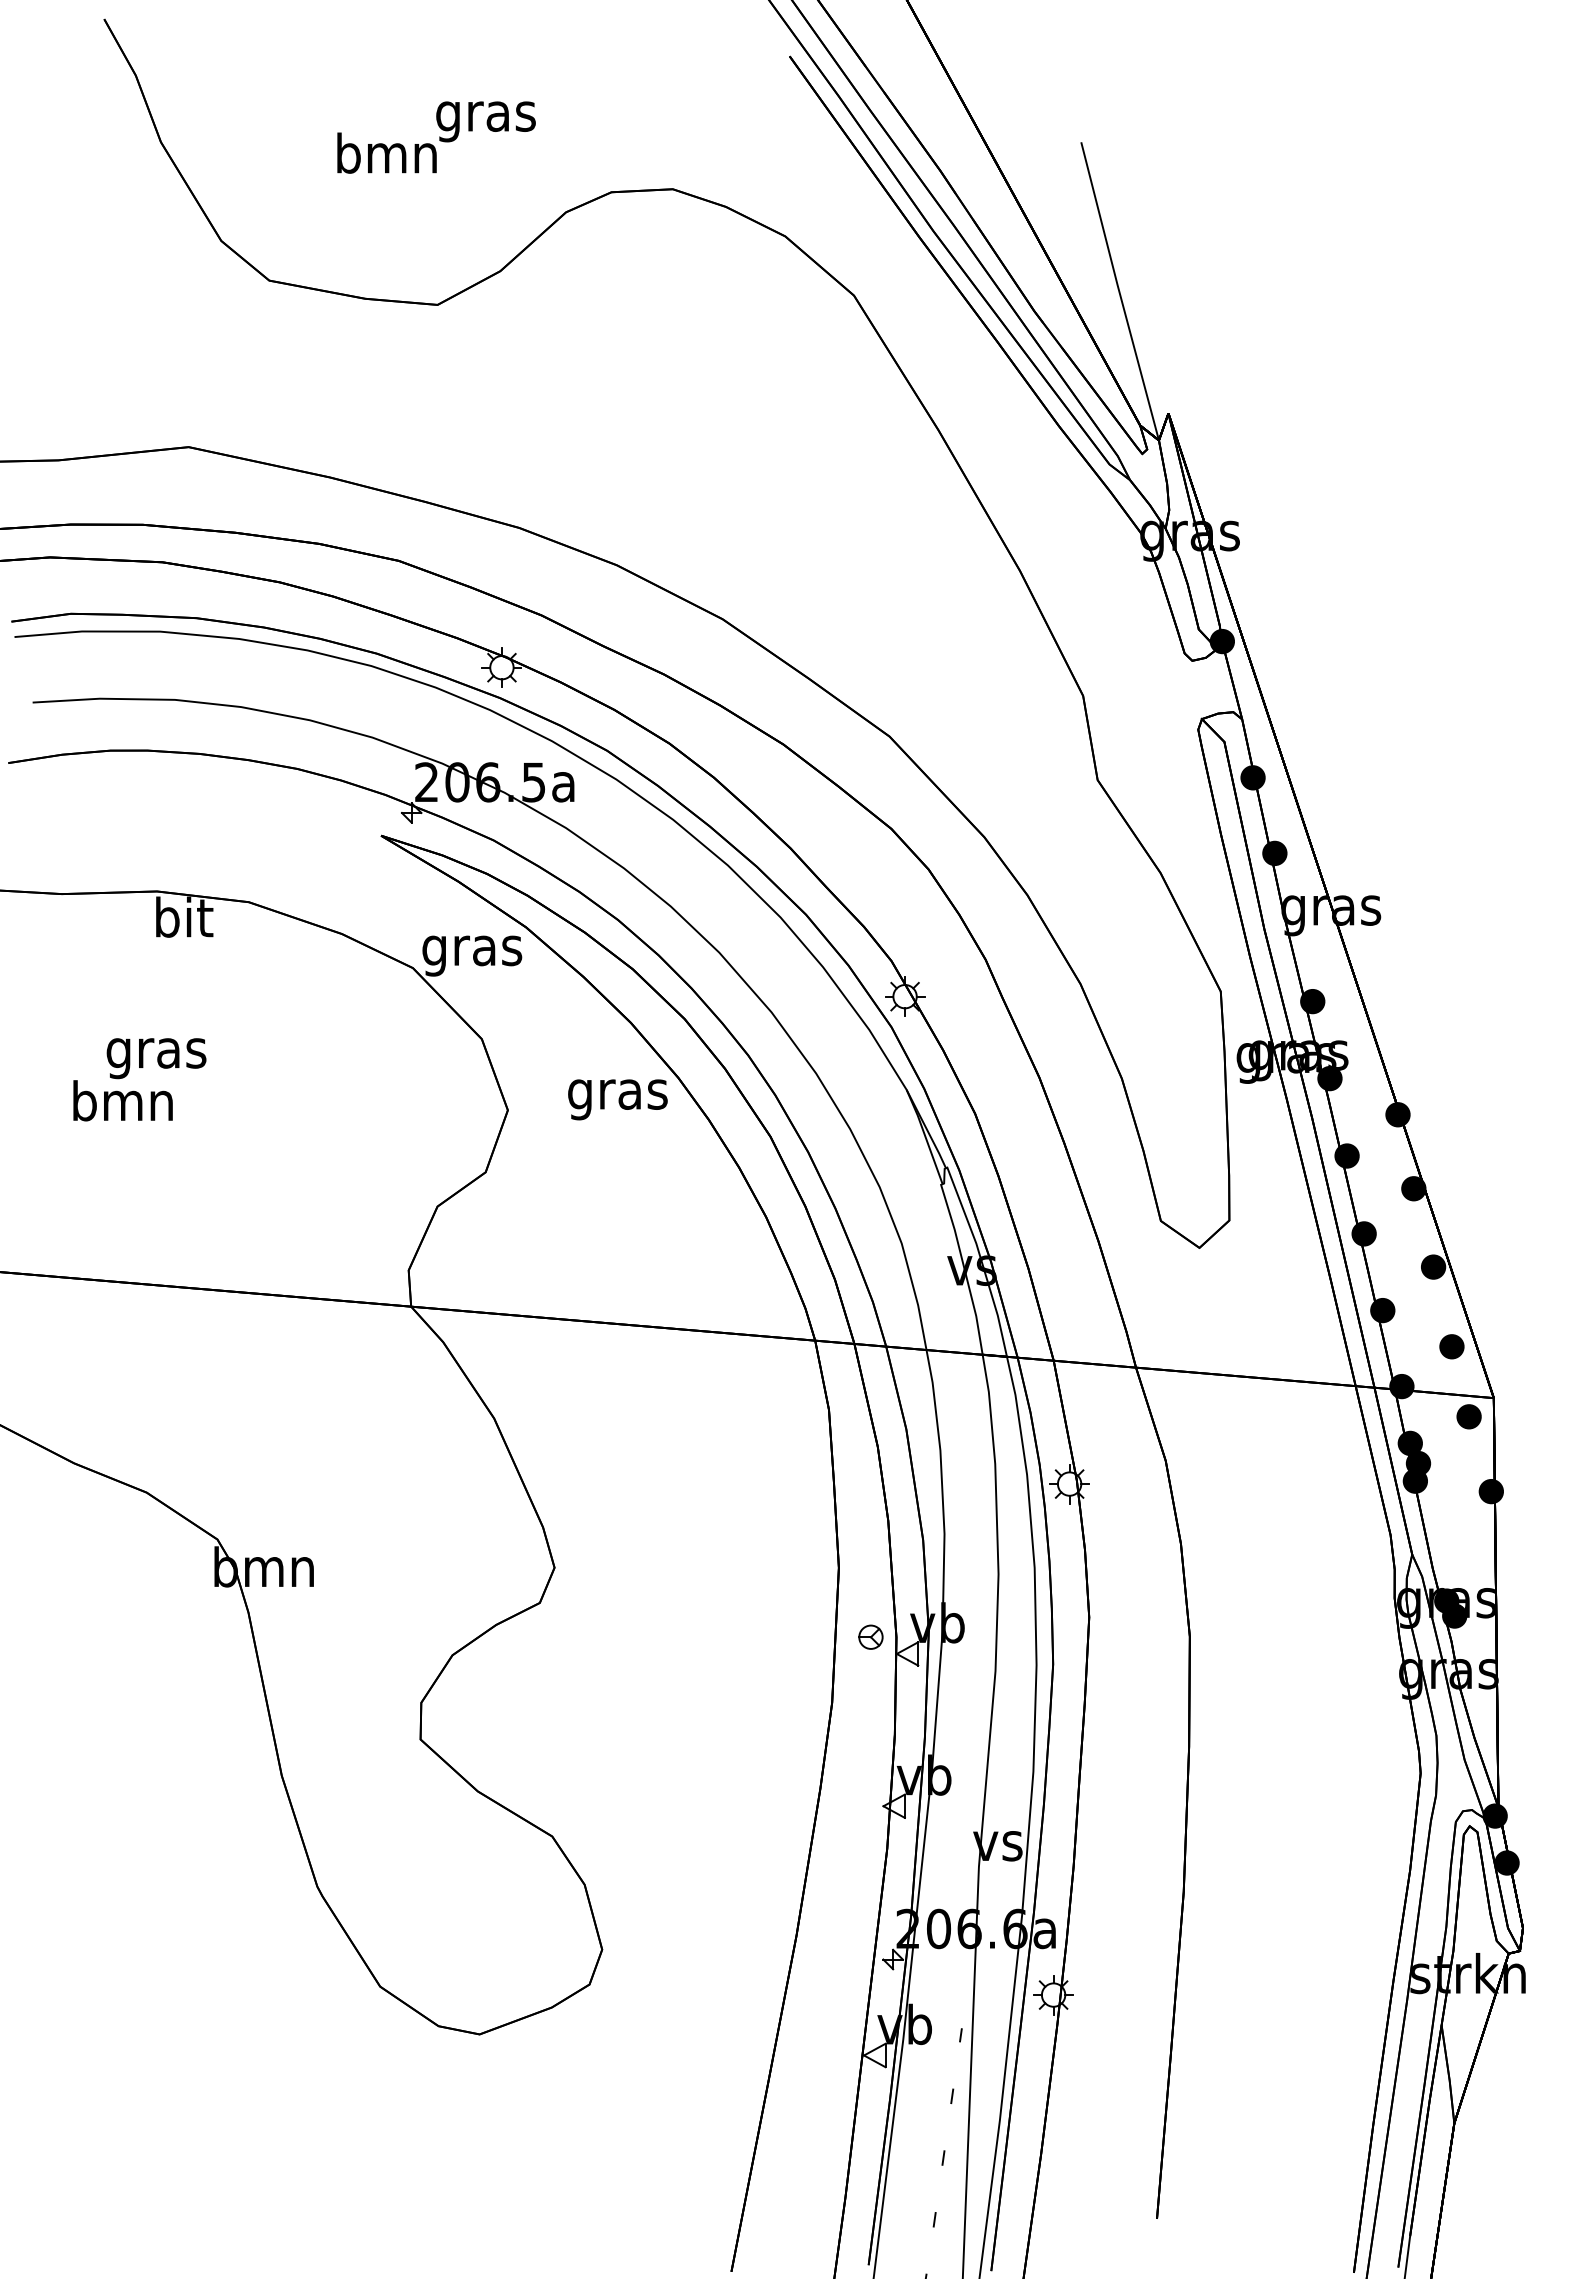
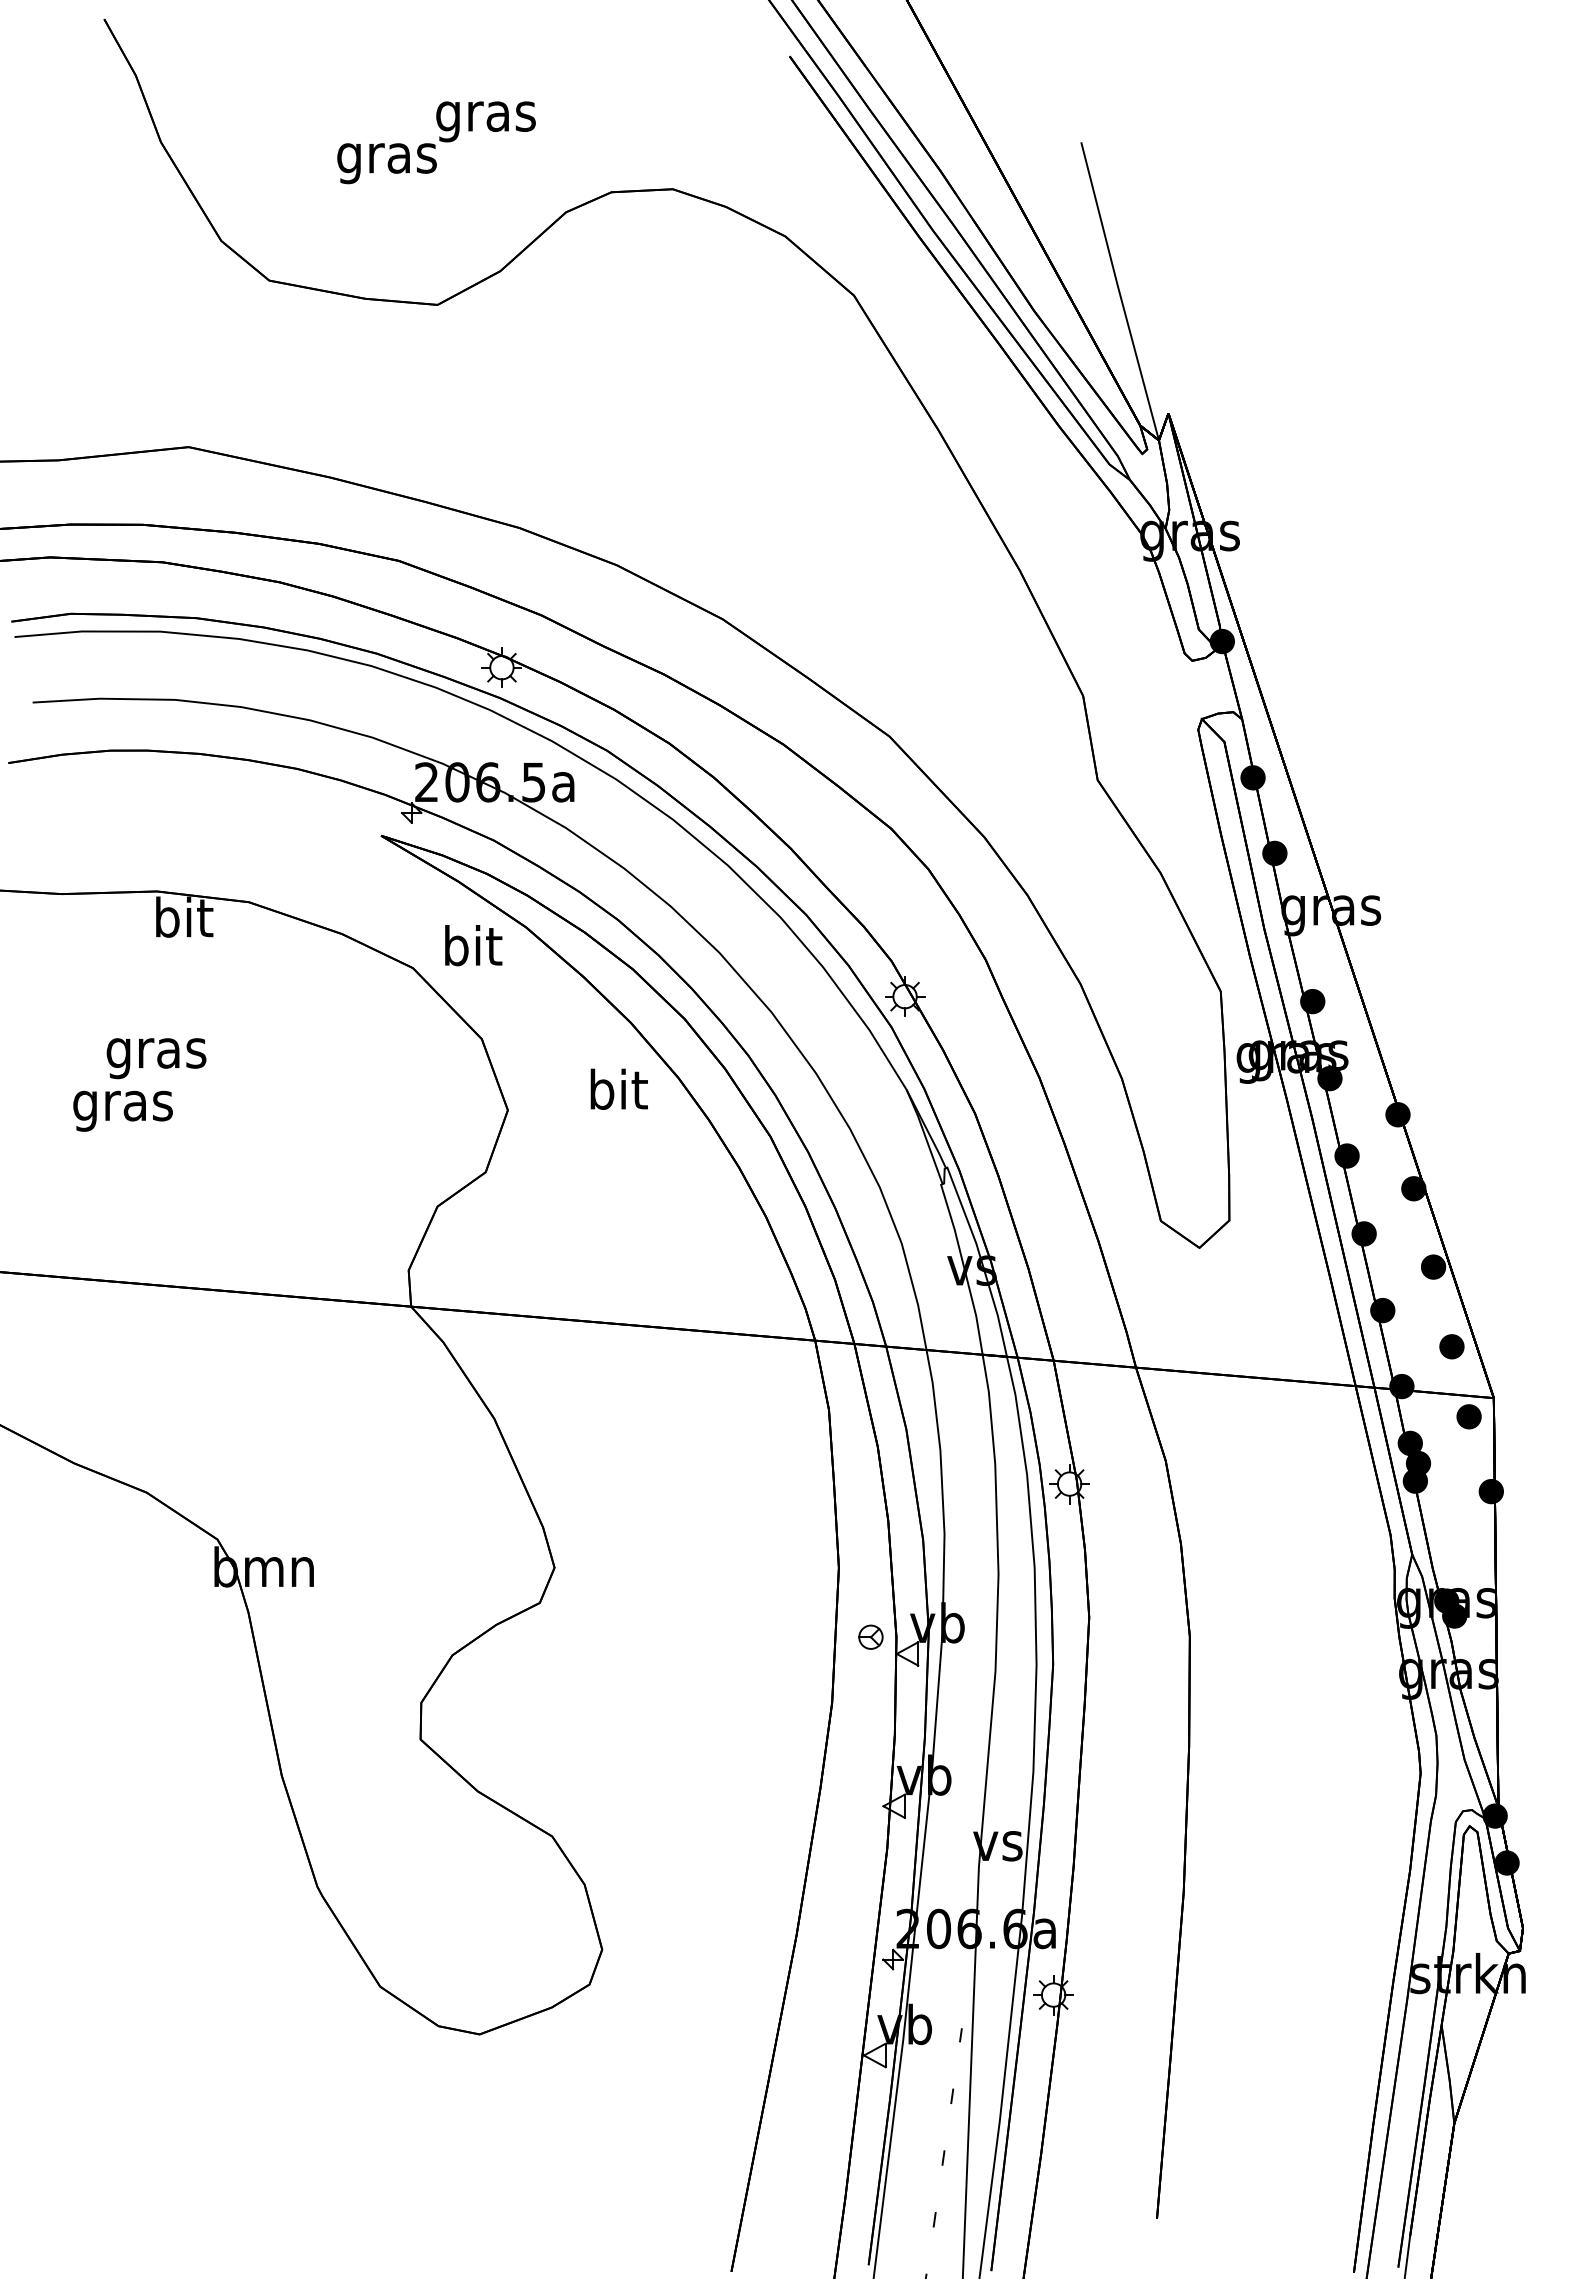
text: bmn -> gras (386, 158)
text: gras -> bit (472, 950)
text: gras -> bit (617, 1094)
text: bmn -> gras (122, 1105)
